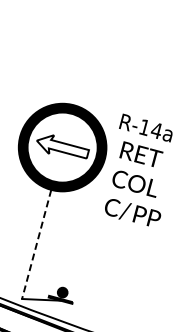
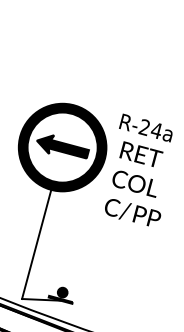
text: R-14a -> R-24a (143, 127)
fill: none -> present (63, 146)
line: dashed -> solid (36, 244)
